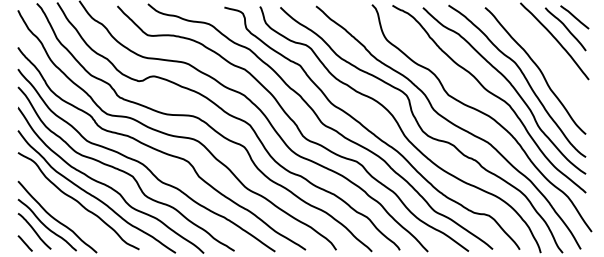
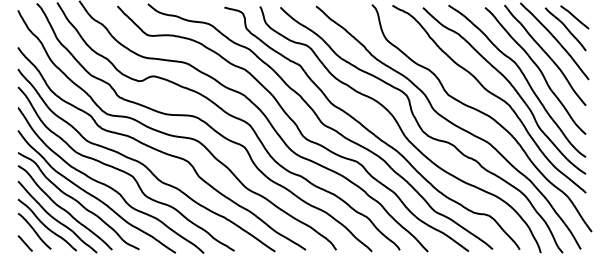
curve: none -> present (545, 54)
curve: none -> present (64, 208)
